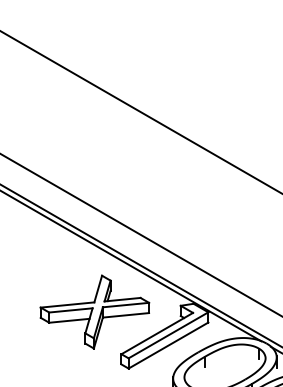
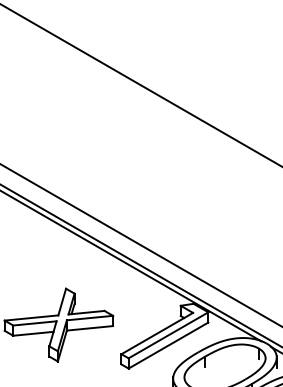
line position: (140, 112) -> (140, 85) (140, 85)
line position: (140, 234) -> (140, 245) (140, 245)
part position: (94, 311) -> (58, 324) (58, 324)
